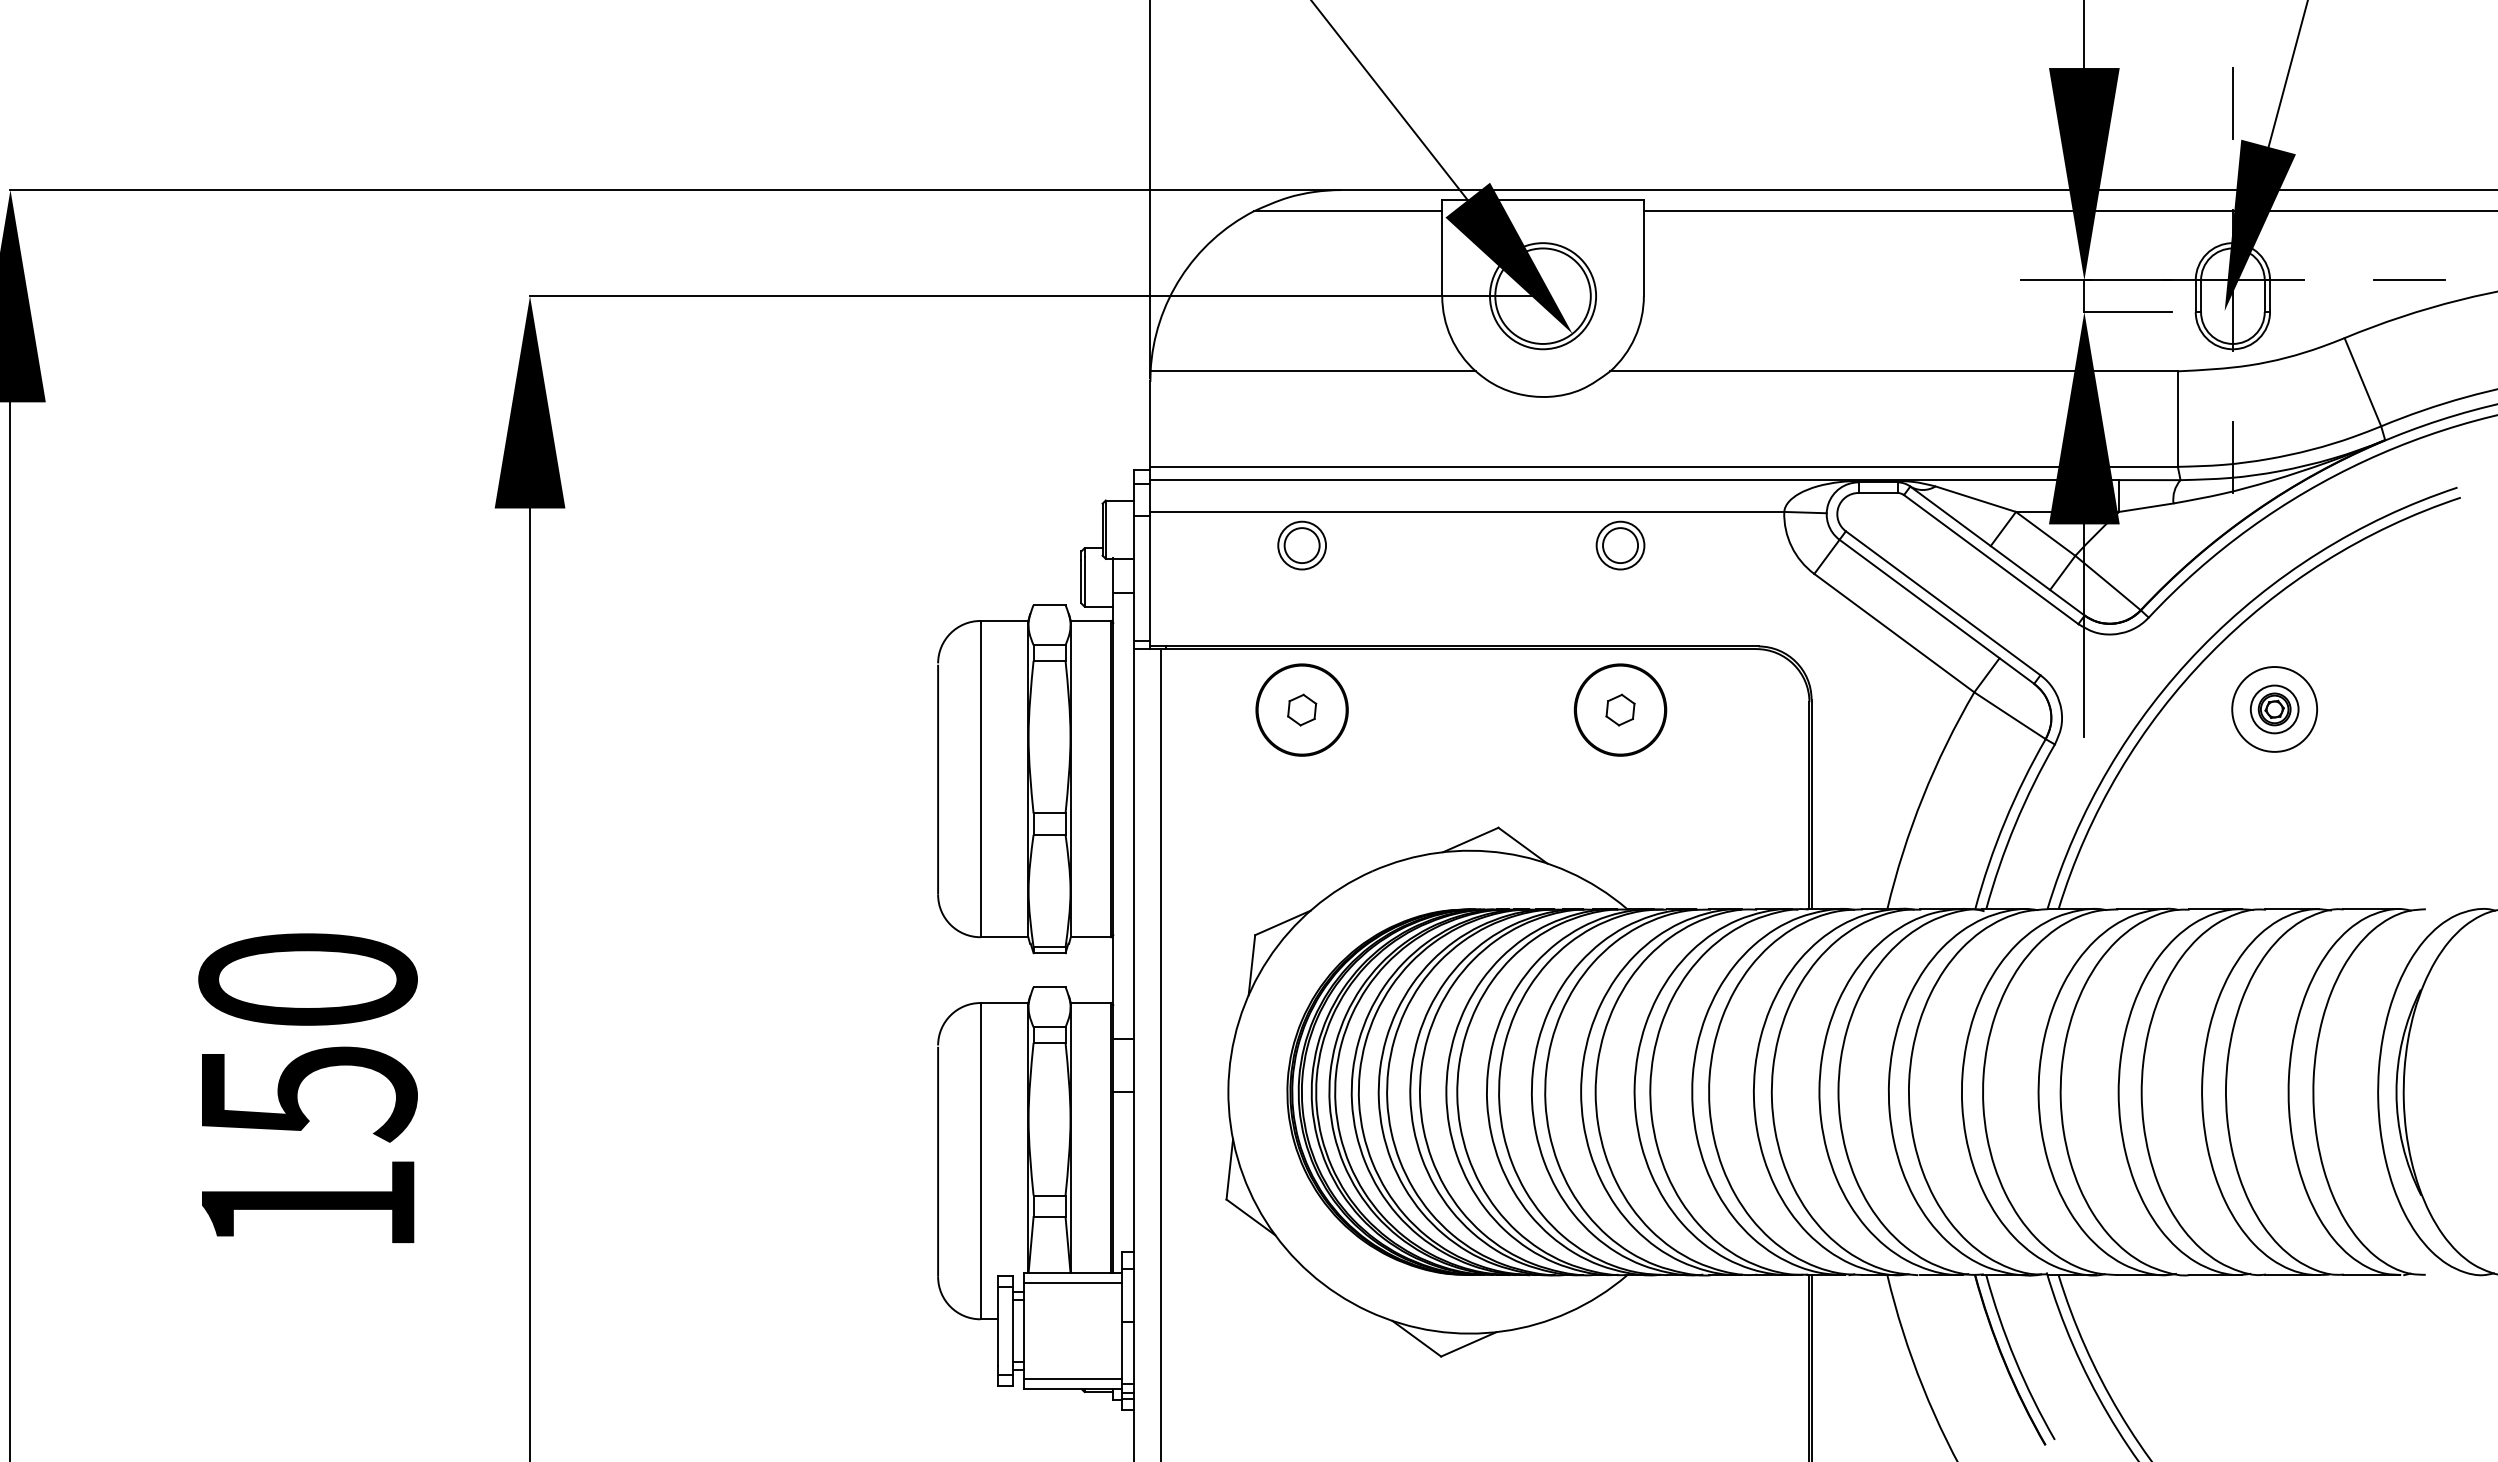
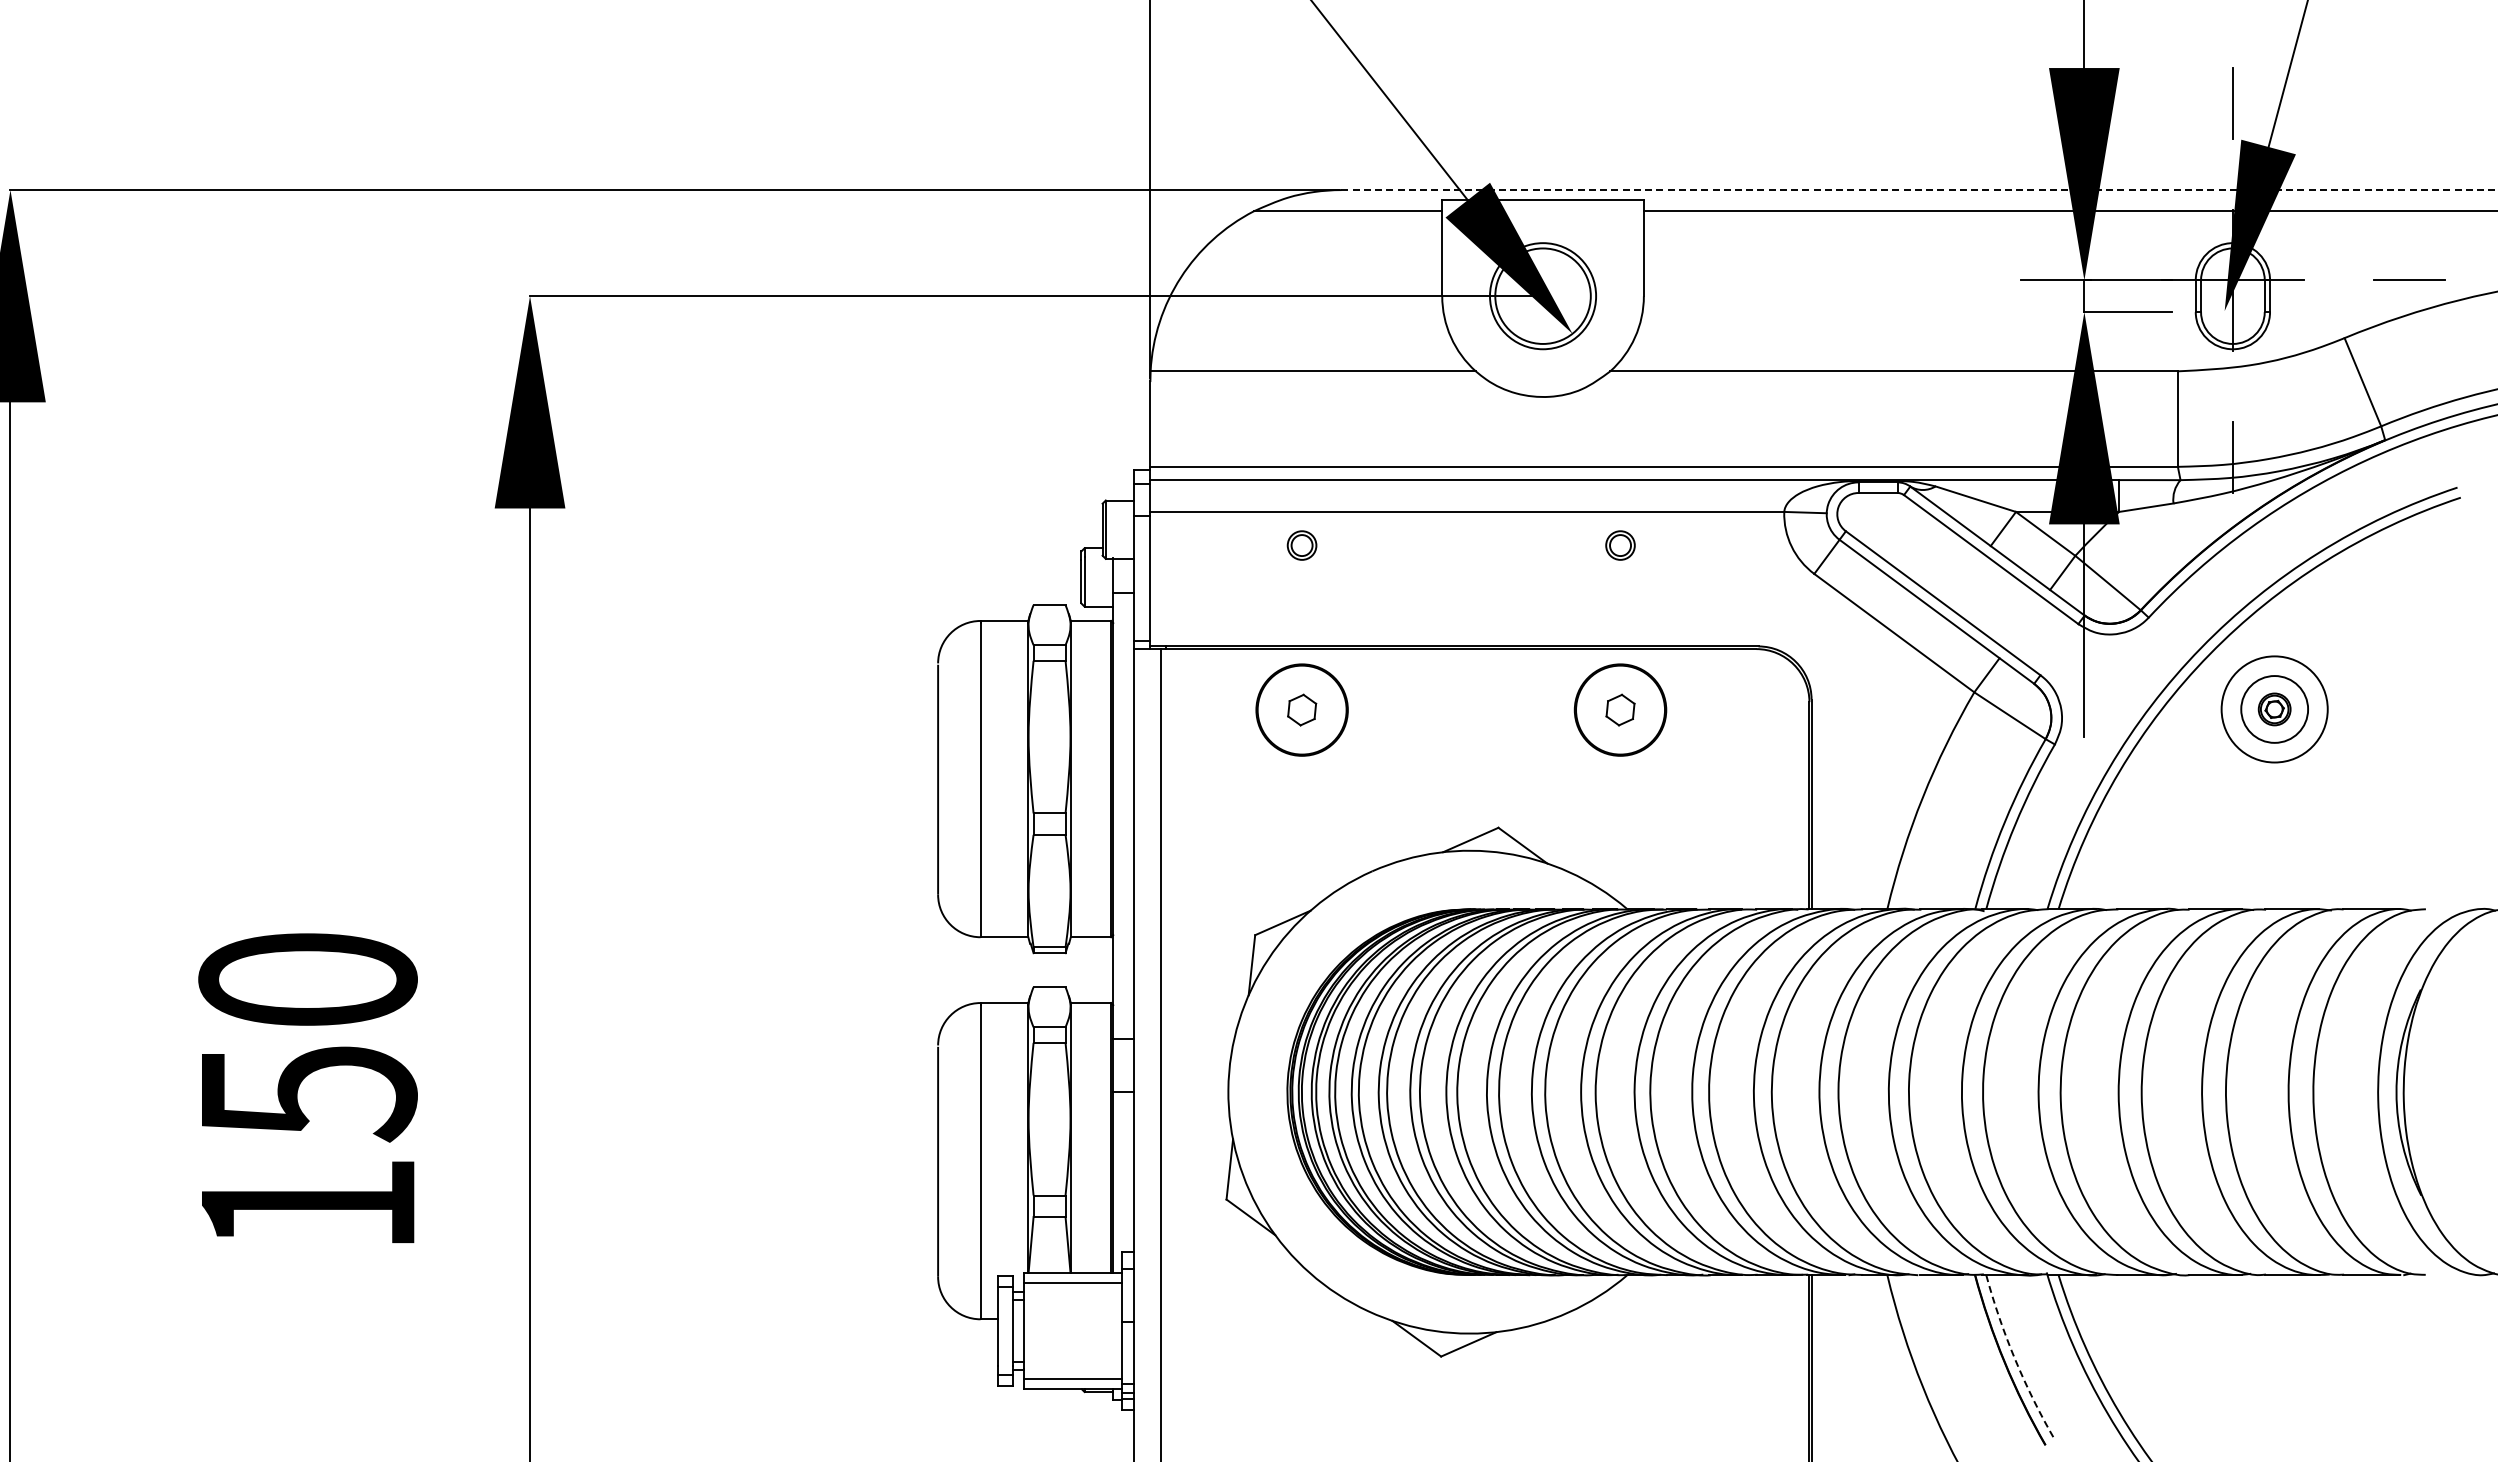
line: solid -> dashed (1919, 190)
part size: 50x51 px -> 32x31 px (1301, 545)
part size: 51x51 px -> 31x31 px (1620, 545)
circle diameter: 48 px -> 67 px (2274, 709)
circle diameter: 85 px -> 106 px (2274, 709)
arc: solid -> dashed (2015, 1359)
